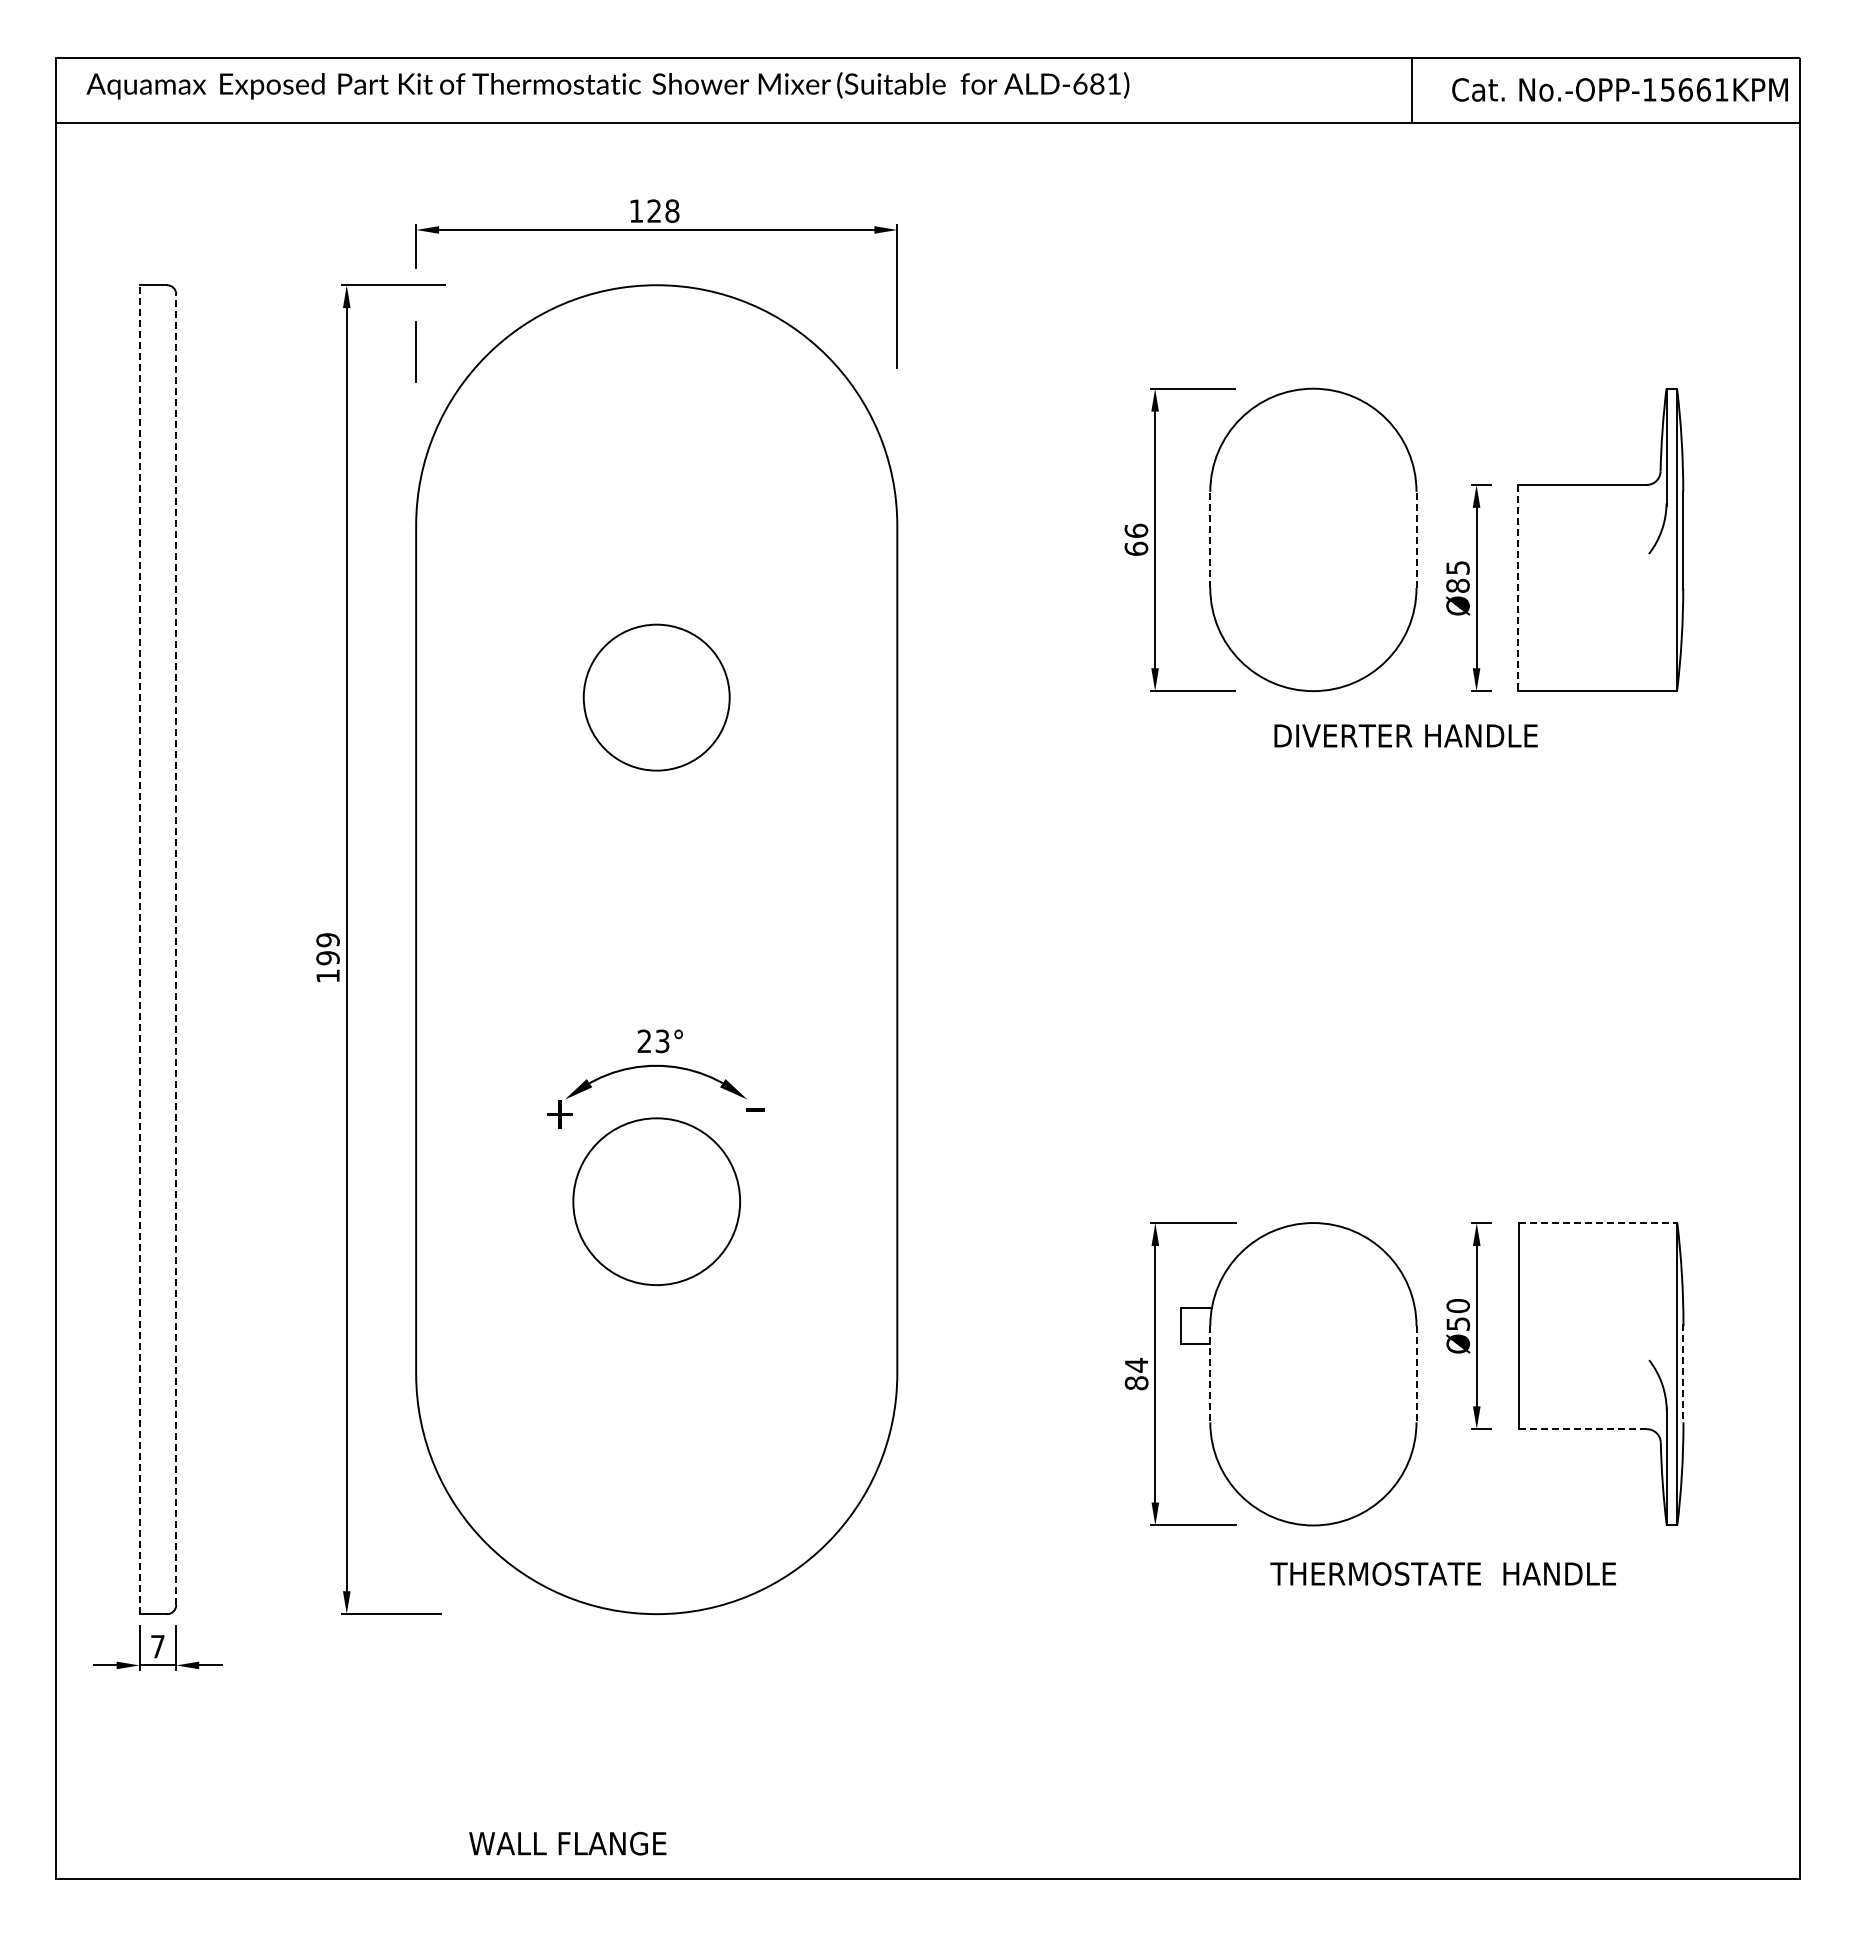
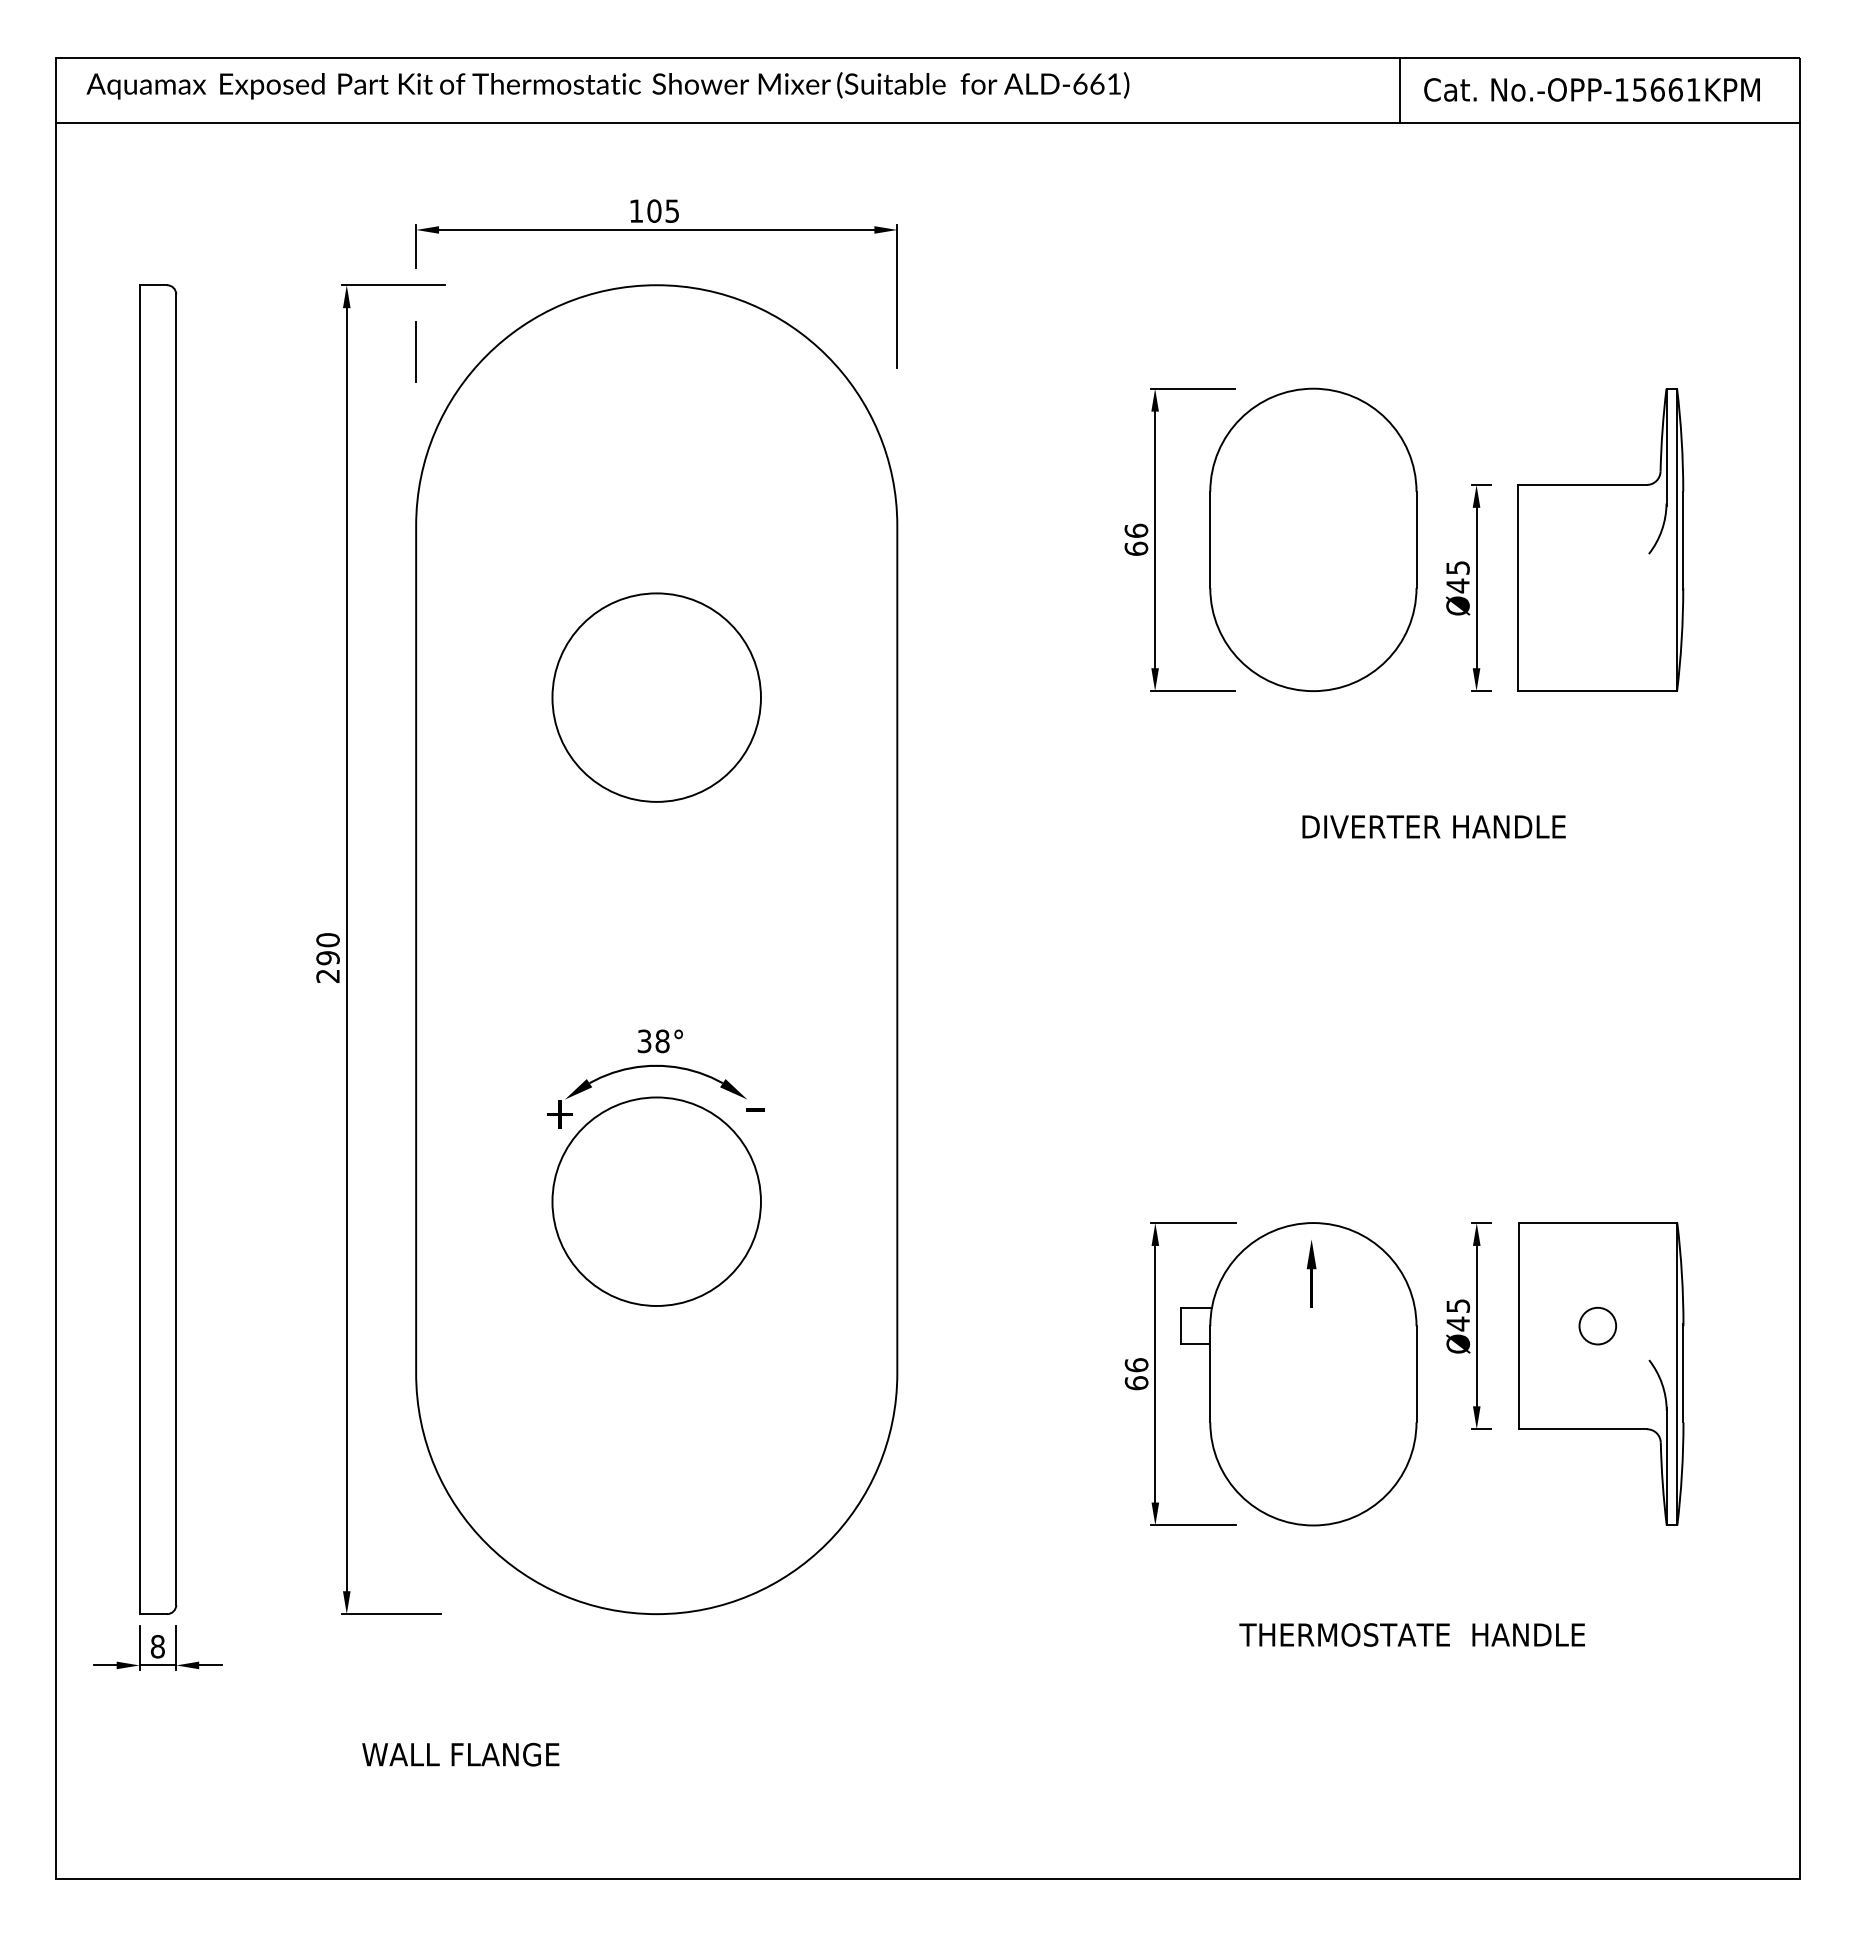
text: ALD-681) -> ALD-661) (1097, 83)
text position: (1619, 89) -> (1591, 89) (1591, 89)
line position: (1411, 90) -> (1399, 90) (1399, 90)
text: 128 -> 105 (663, 210)
line: dashed -> solid (1210, 539)
line: dashed -> solid (1416, 539)
text: Ø85 -> Ø45 (1457, 585)
line: dashed -> solid (1518, 588)
circle diameter: 146 px -> 209 px (656, 697)
text position: (1405, 735) -> (1433, 826) (1433, 826)
line: dashed -> solid (139, 949)
line: dashed -> solid (176, 949)
text: 199 -> 290 (327, 957)
text: 23° -> 38° (653, 1041)
circle diameter: 167 px -> 209 px (656, 1201)
line: dashed -> solid (1598, 1223)
part: none -> present (1311, 1273)
text: Ø50 -> Ø45 (1458, 1315)
circle: none -> present (1597, 1325)
text: 84 -> 66 (1136, 1373)
line: dashed -> solid (1683, 1373)
line: dashed -> solid (1210, 1374)
line: dashed -> solid (1416, 1374)
line: dashed -> solid (1582, 1429)
text position: (1442, 1573) -> (1411, 1634) (1411, 1634)
text: 7 -> 8 (157, 1646)
text position: (567, 1843) -> (460, 1754) (460, 1754)
